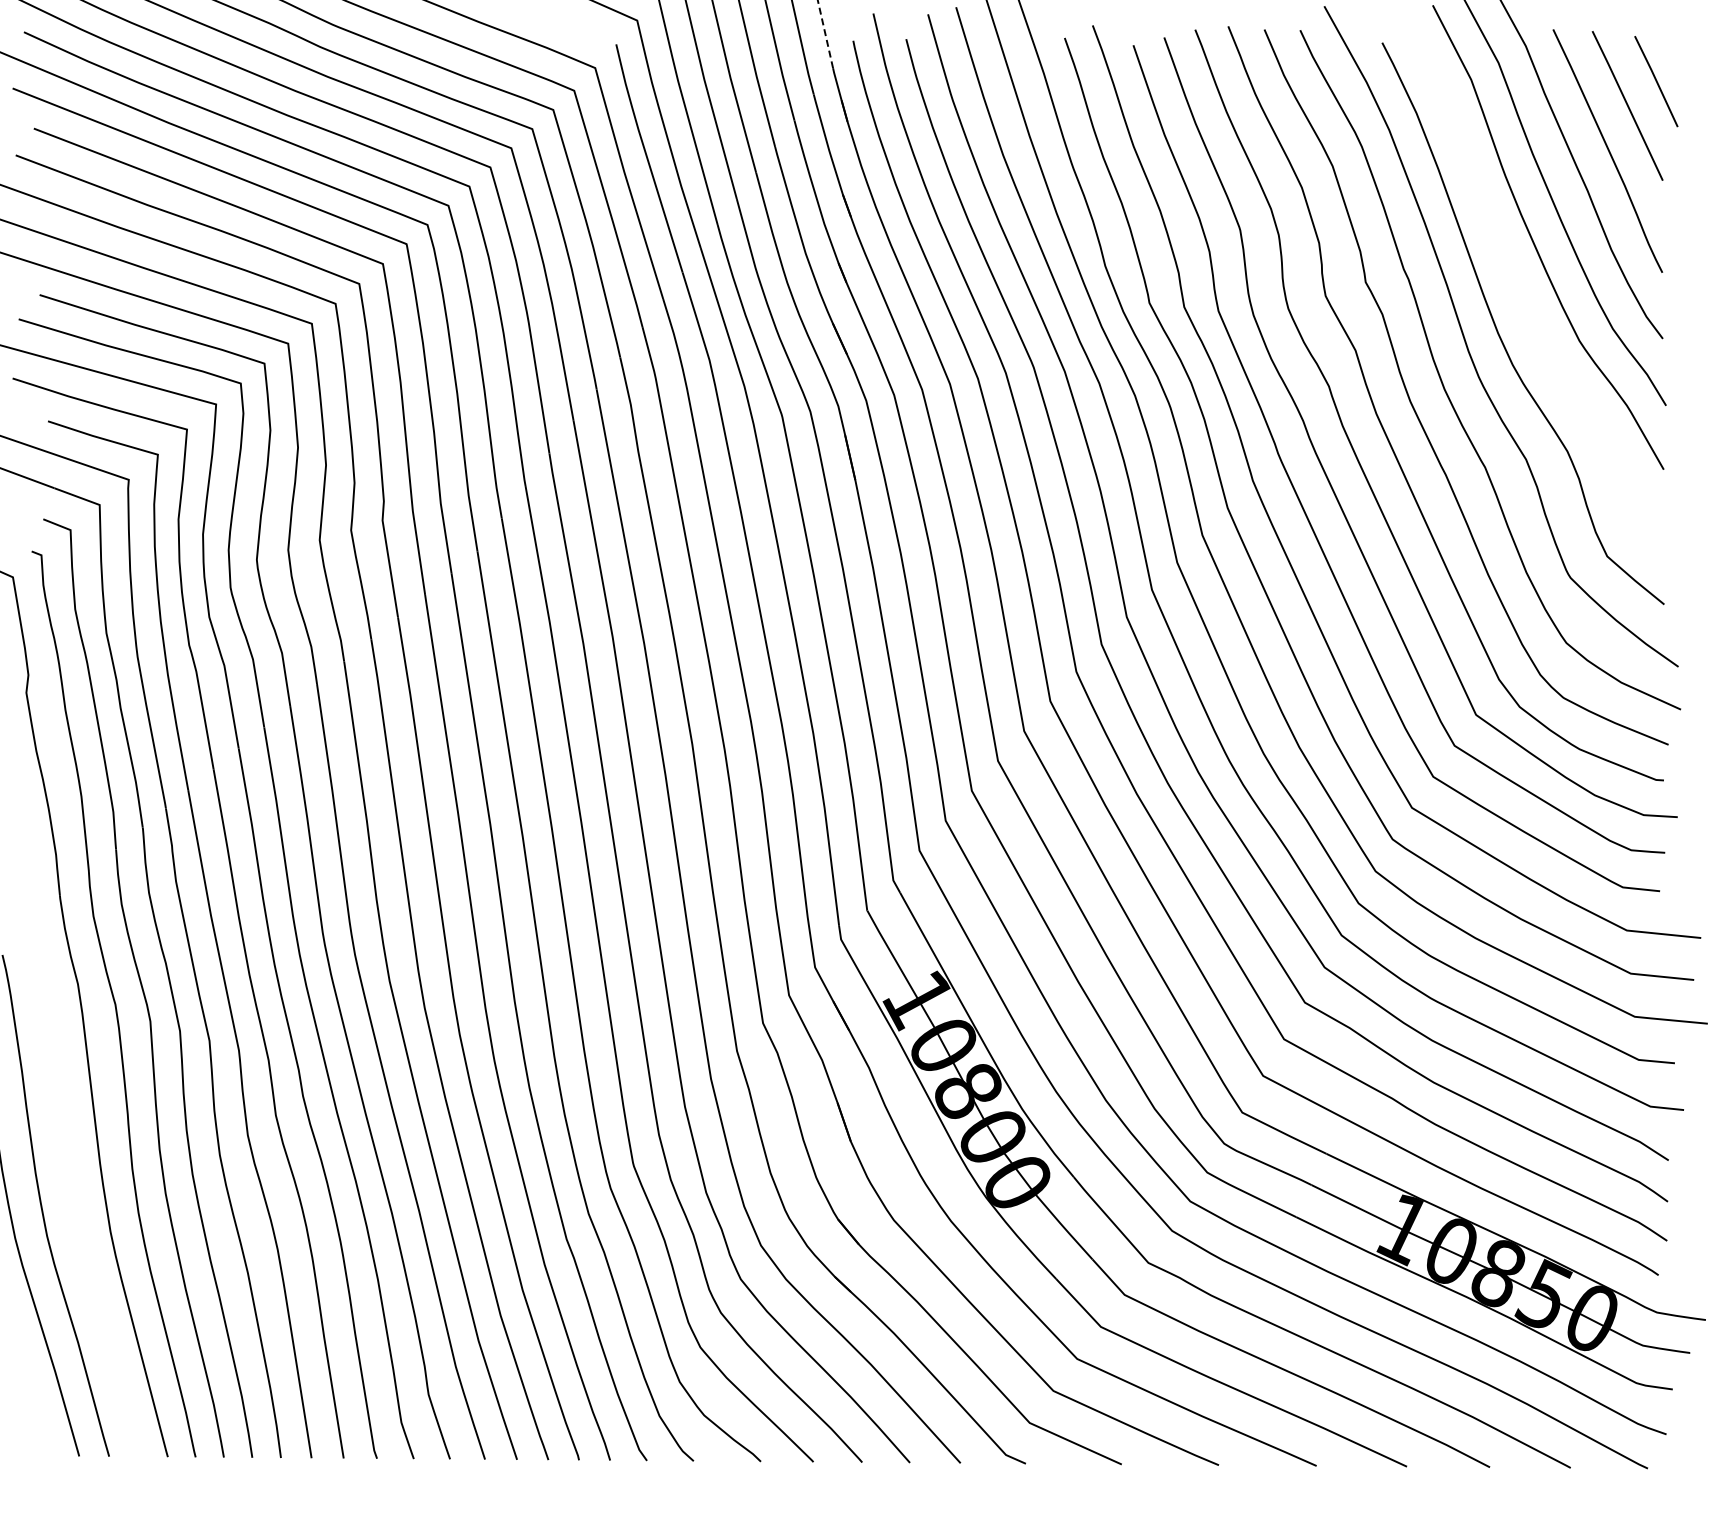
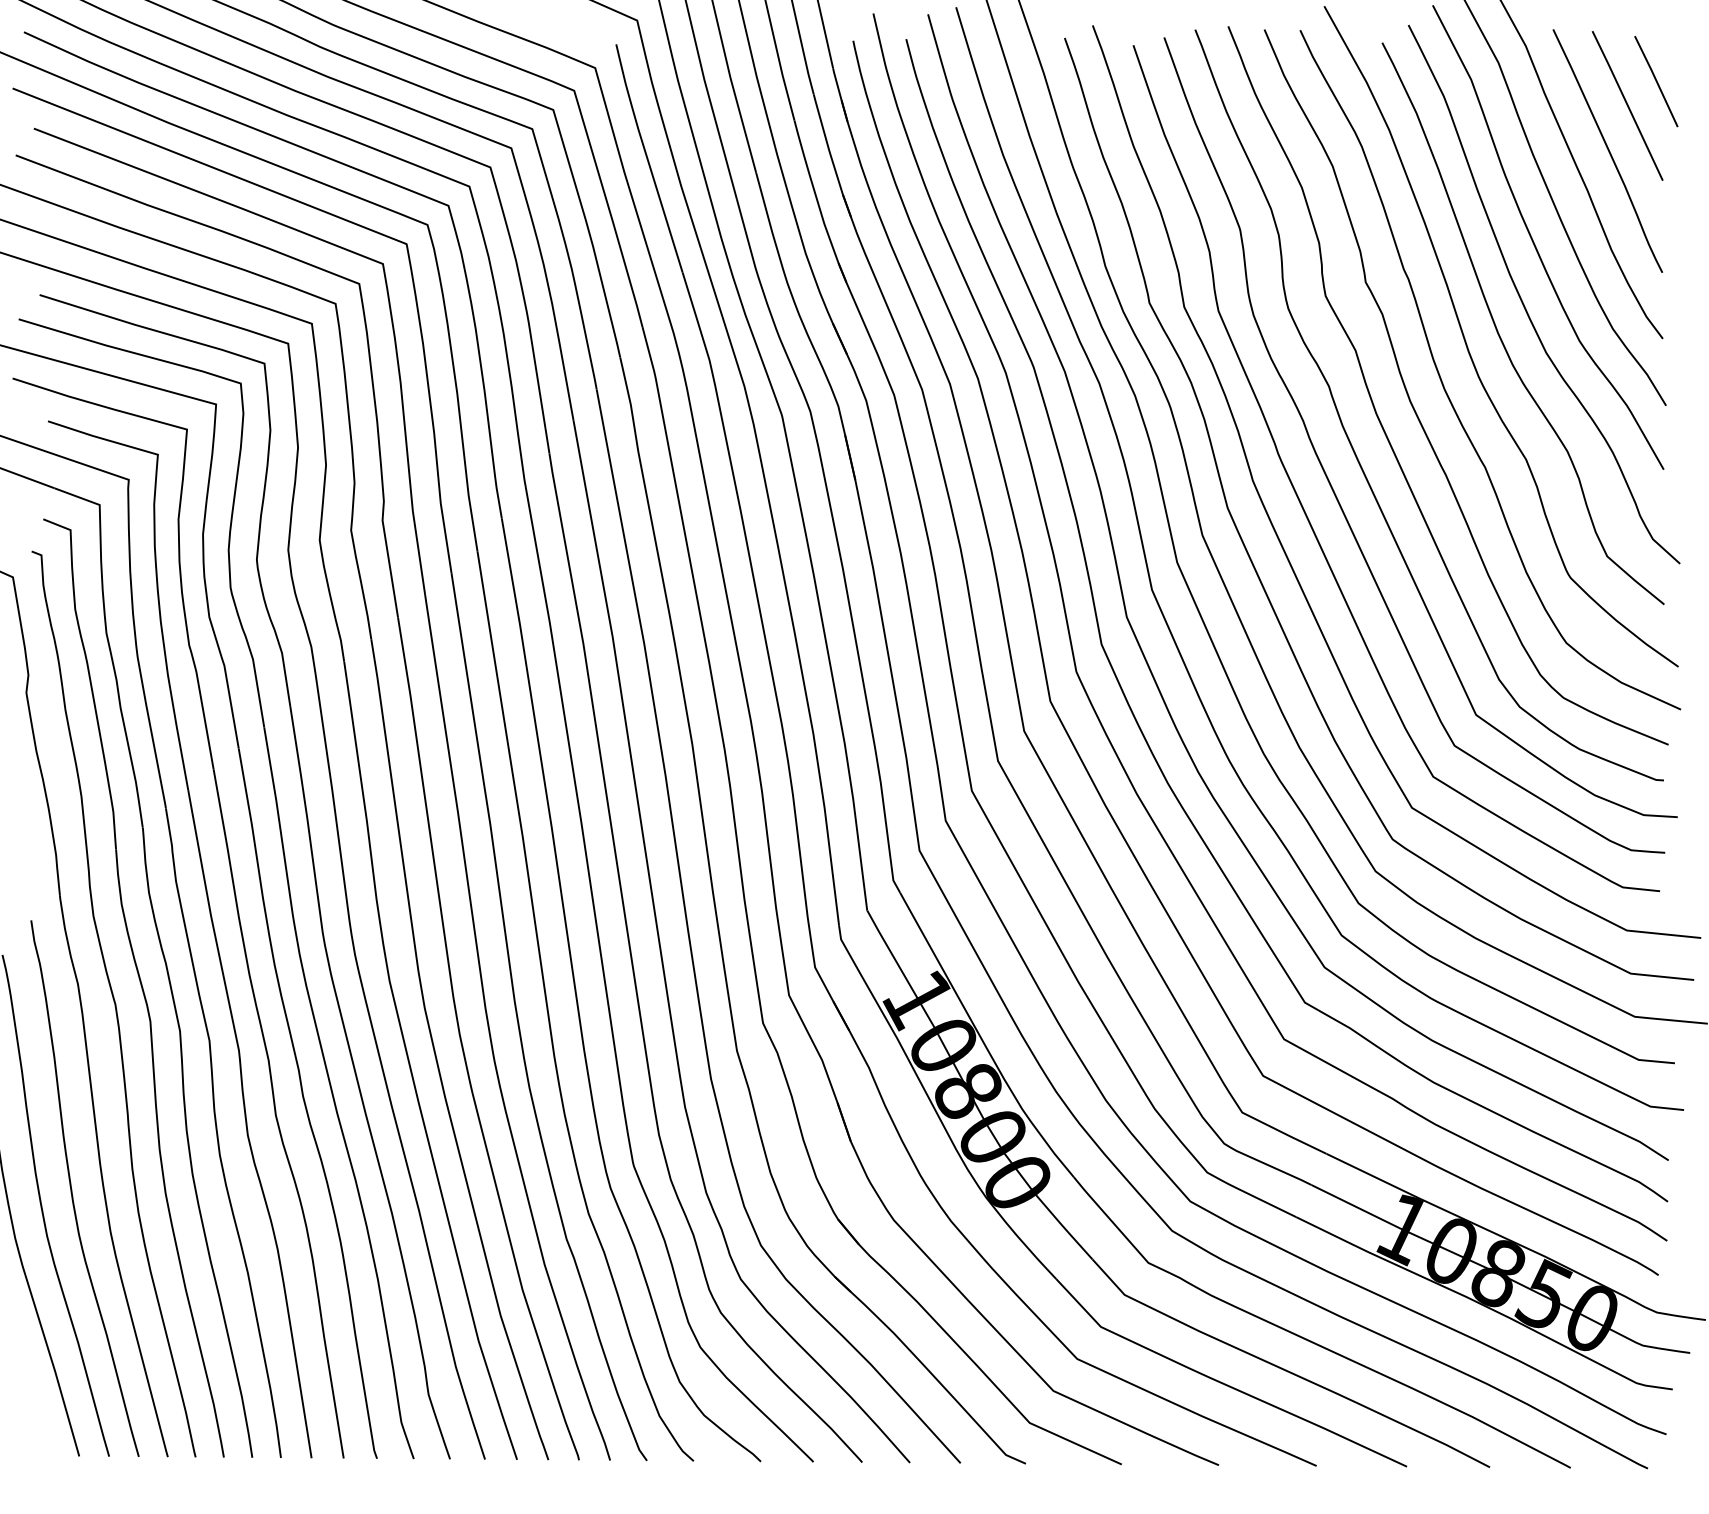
line: dashed -> solid (825, 34)
curve: none -> present (1524, 304)
curve: none -> present (72, 1189)
